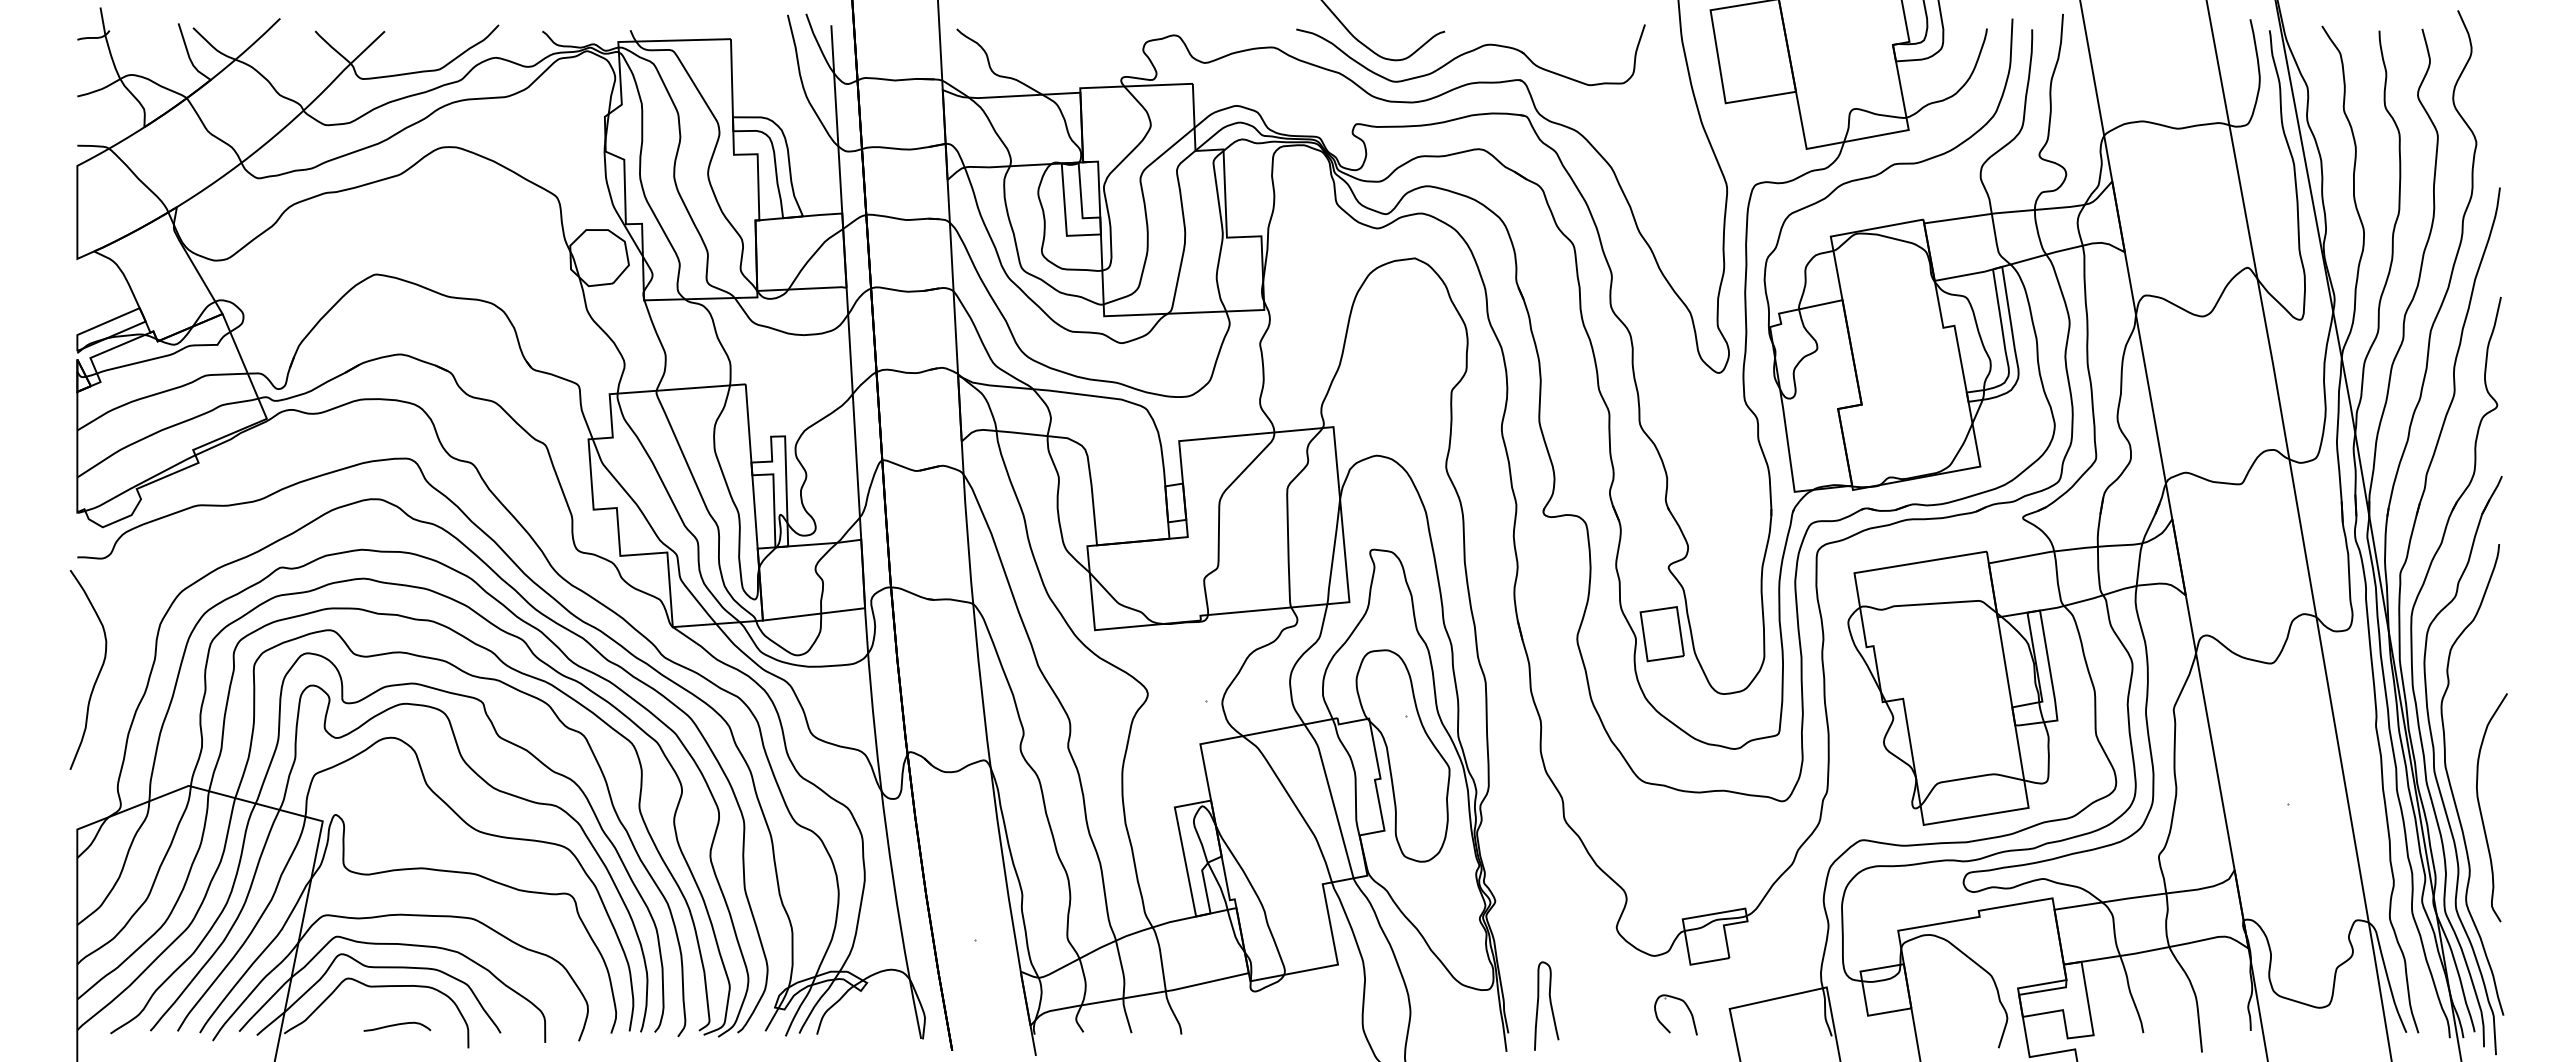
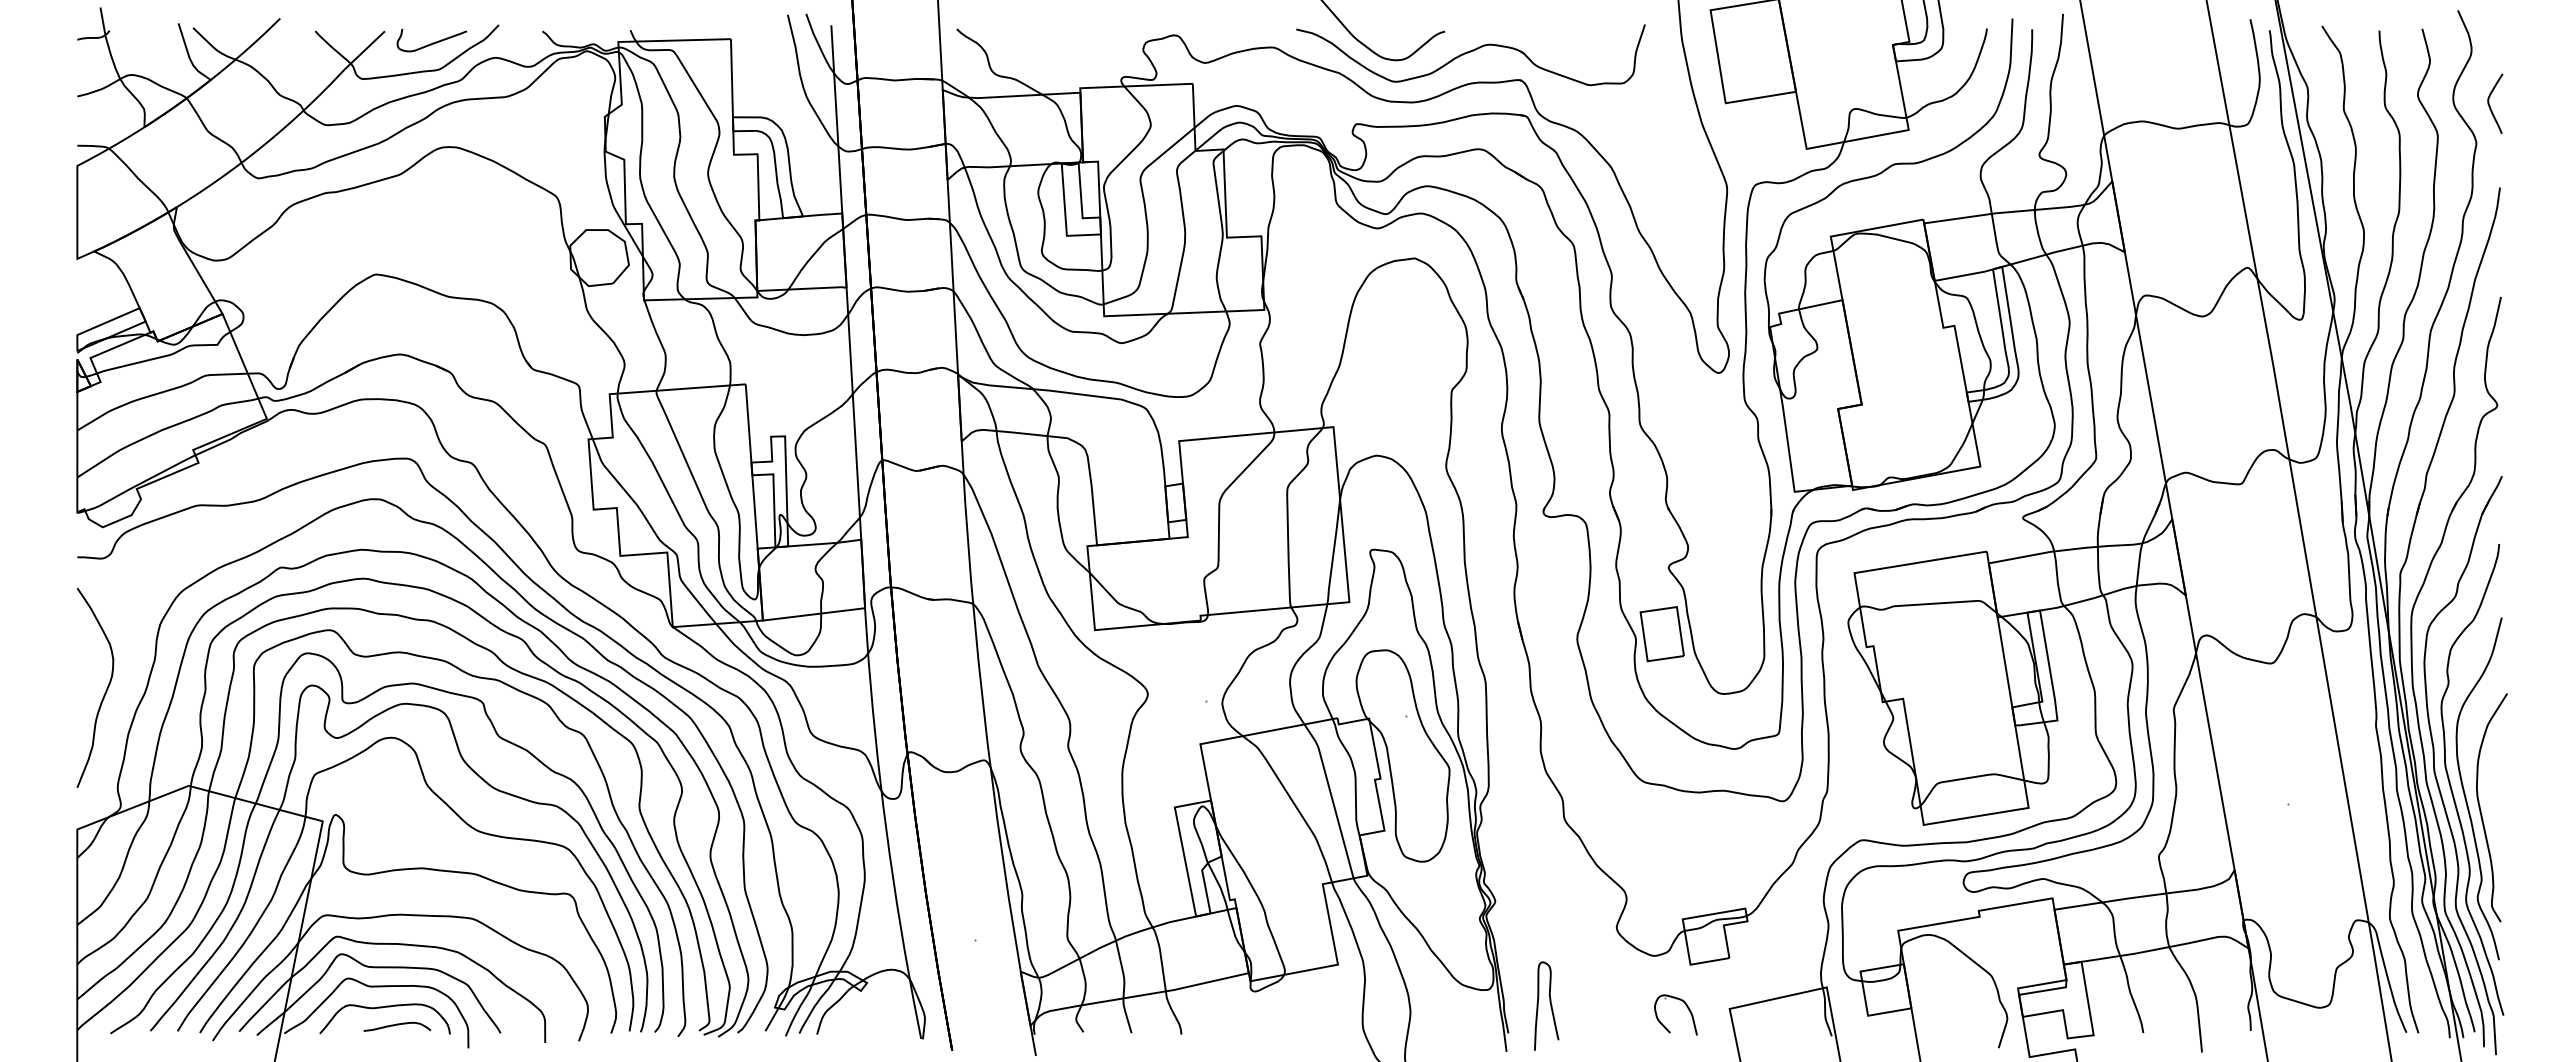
curve: none -> present (432, 42)
curve: none -> present (2490, 105)
curve position: (97, 674) -> (104, 692) (104, 692)
curve: none -> present (2465, 792)
curve: none -> present (382, 1008)
